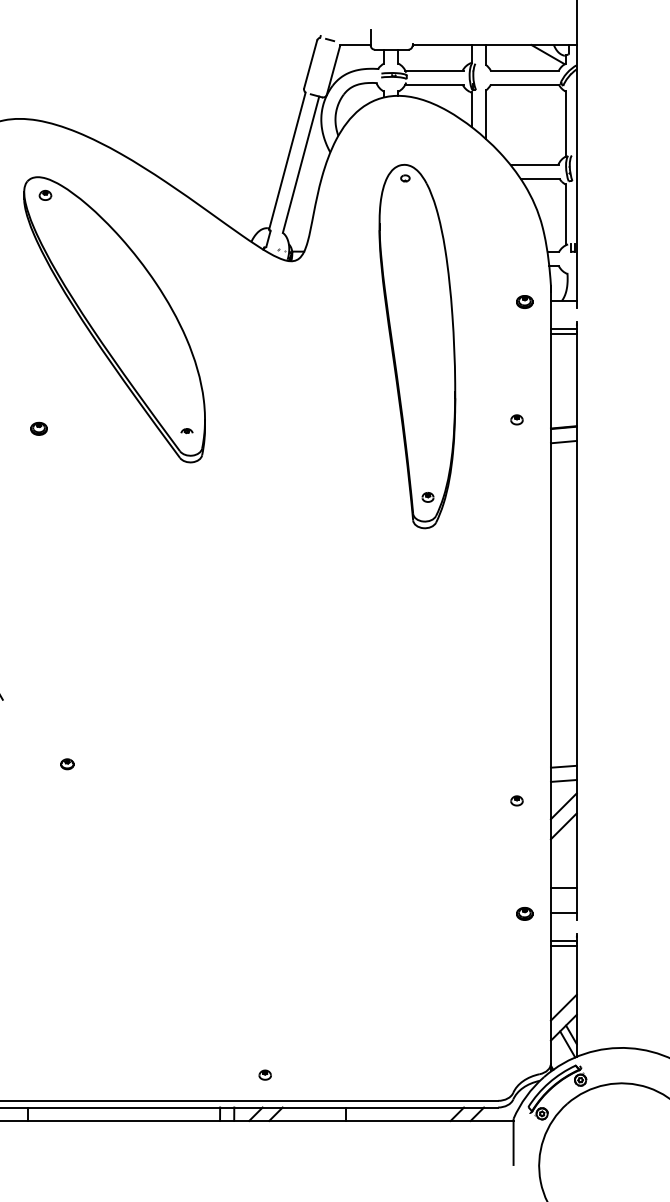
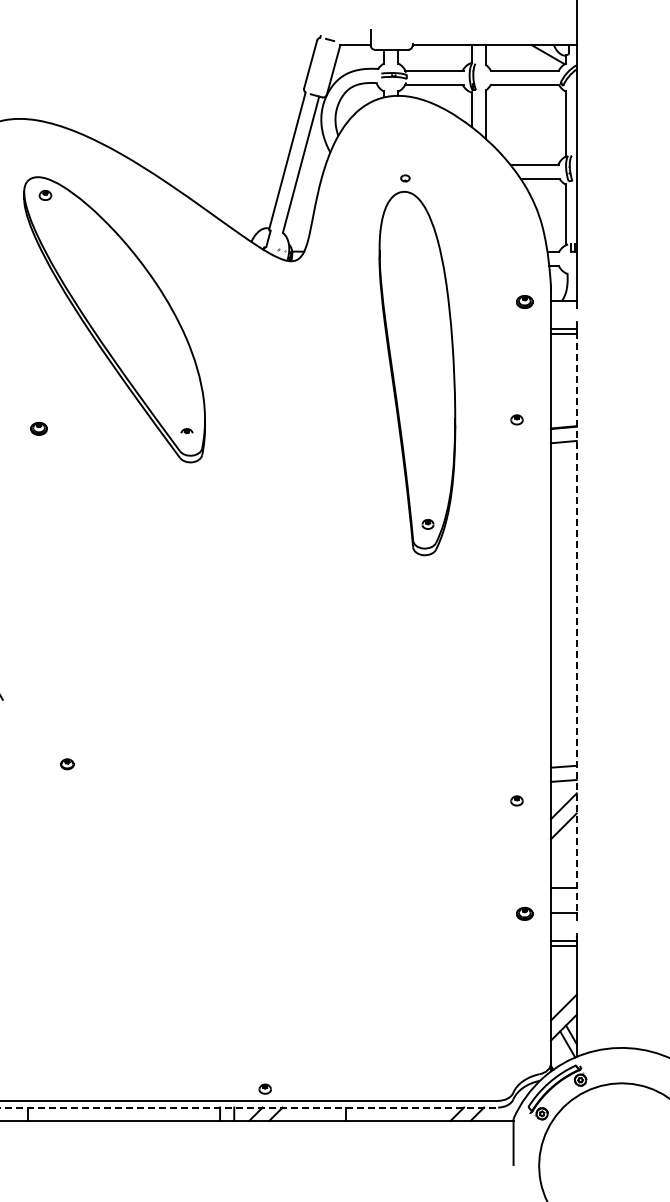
part position: (417, 346) -> (417, 373) (417, 373)
line: solid -> dashed (576, 622)
part position: (264, 1074) -> (264, 1088) (264, 1088)
line: solid -> dashed (249, 1107)
